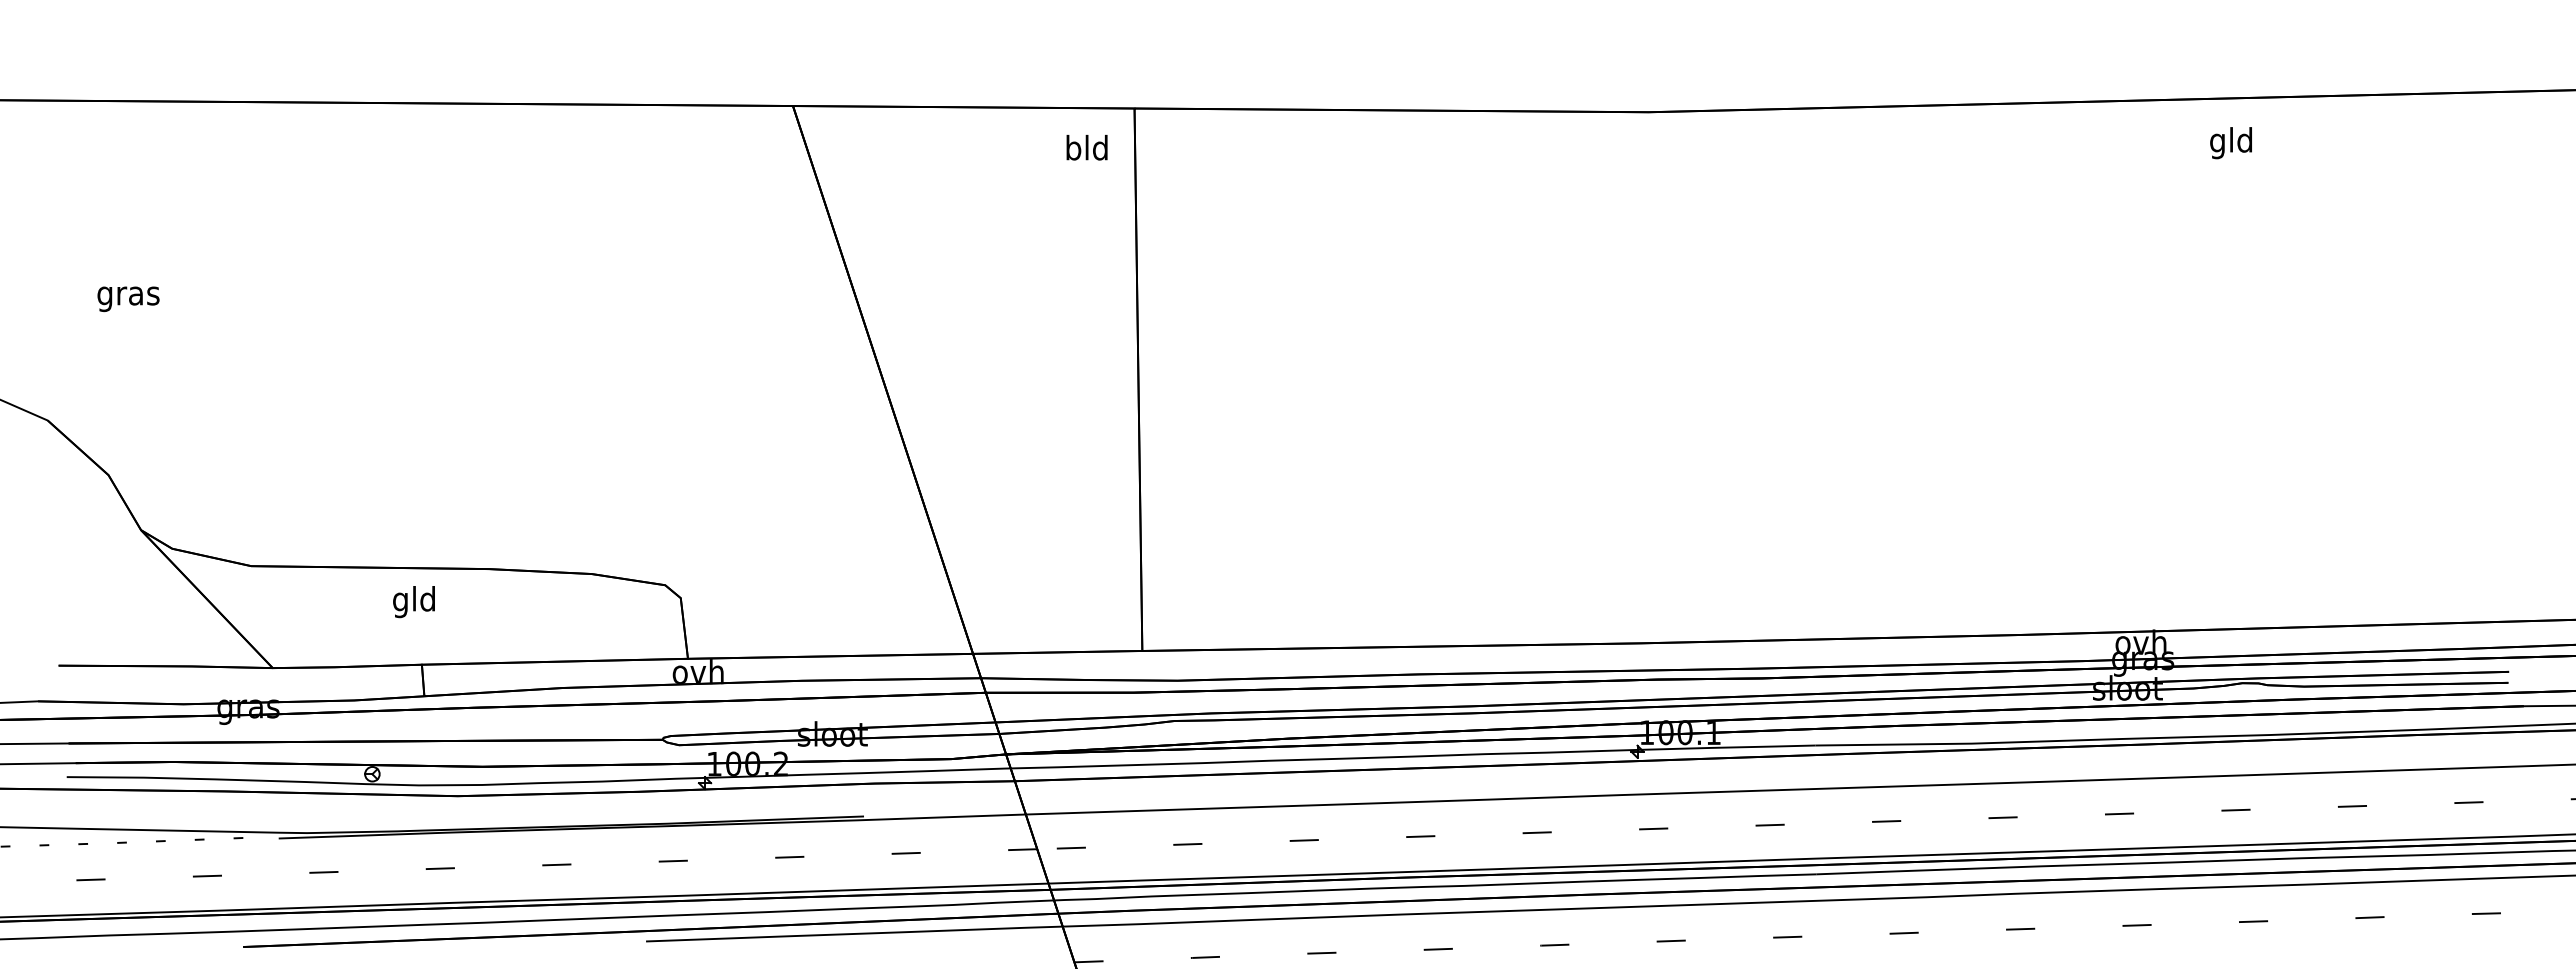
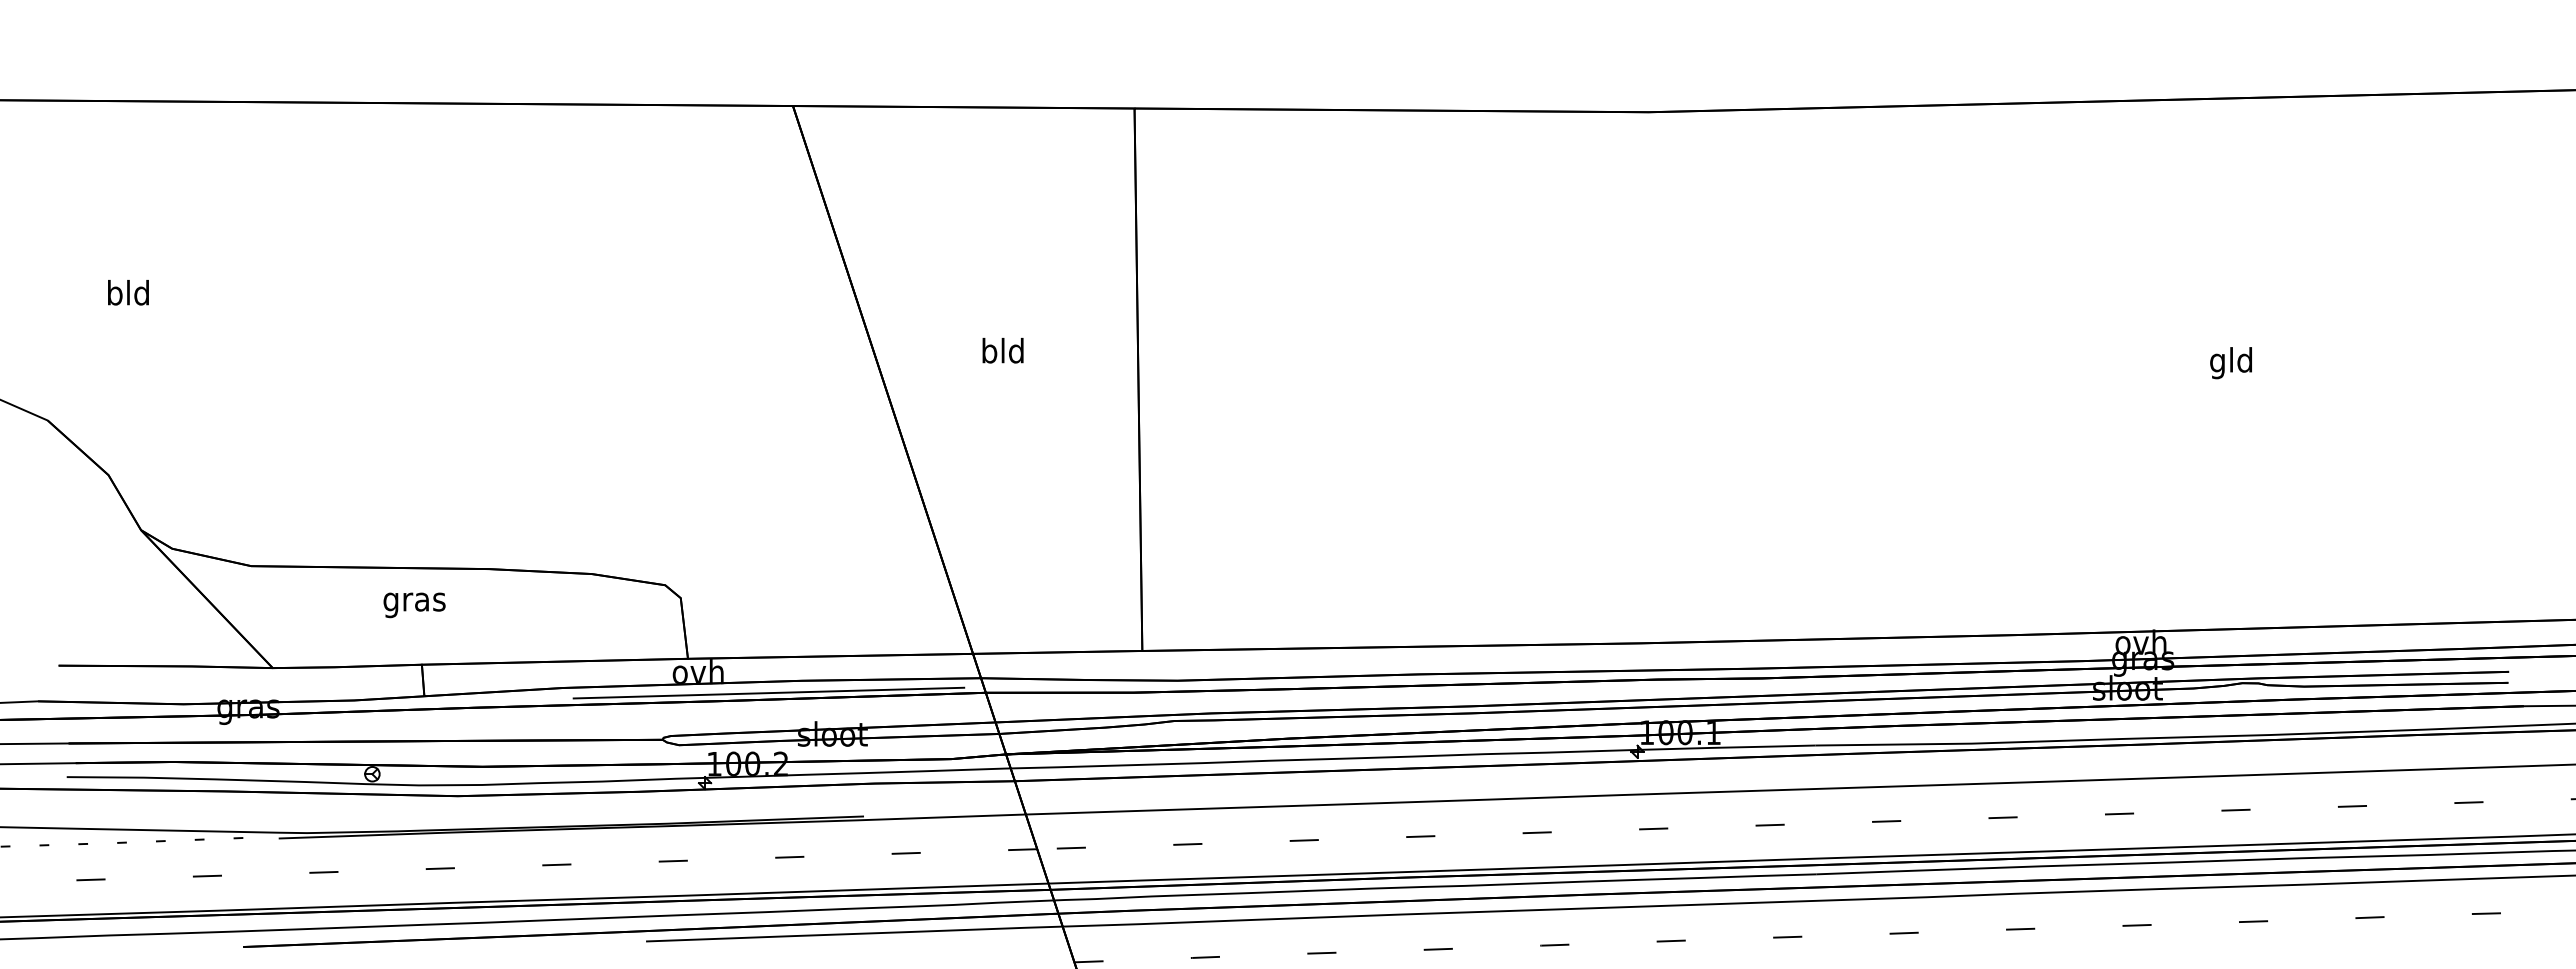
text position: (2230, 143) -> (2230, 363) (2230, 363)
text position: (1086, 147) -> (1002, 350) (1002, 350)
text: gras -> bld (128, 296)
text: gld -> gras (414, 602)
line: none -> present (768, 692)
